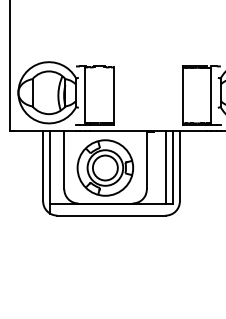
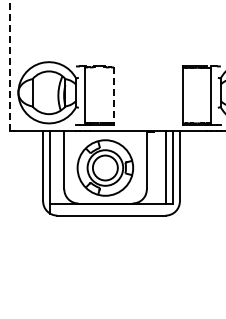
line: solid -> dashed (9, 65)
line: solid -> dashed (113, 95)
